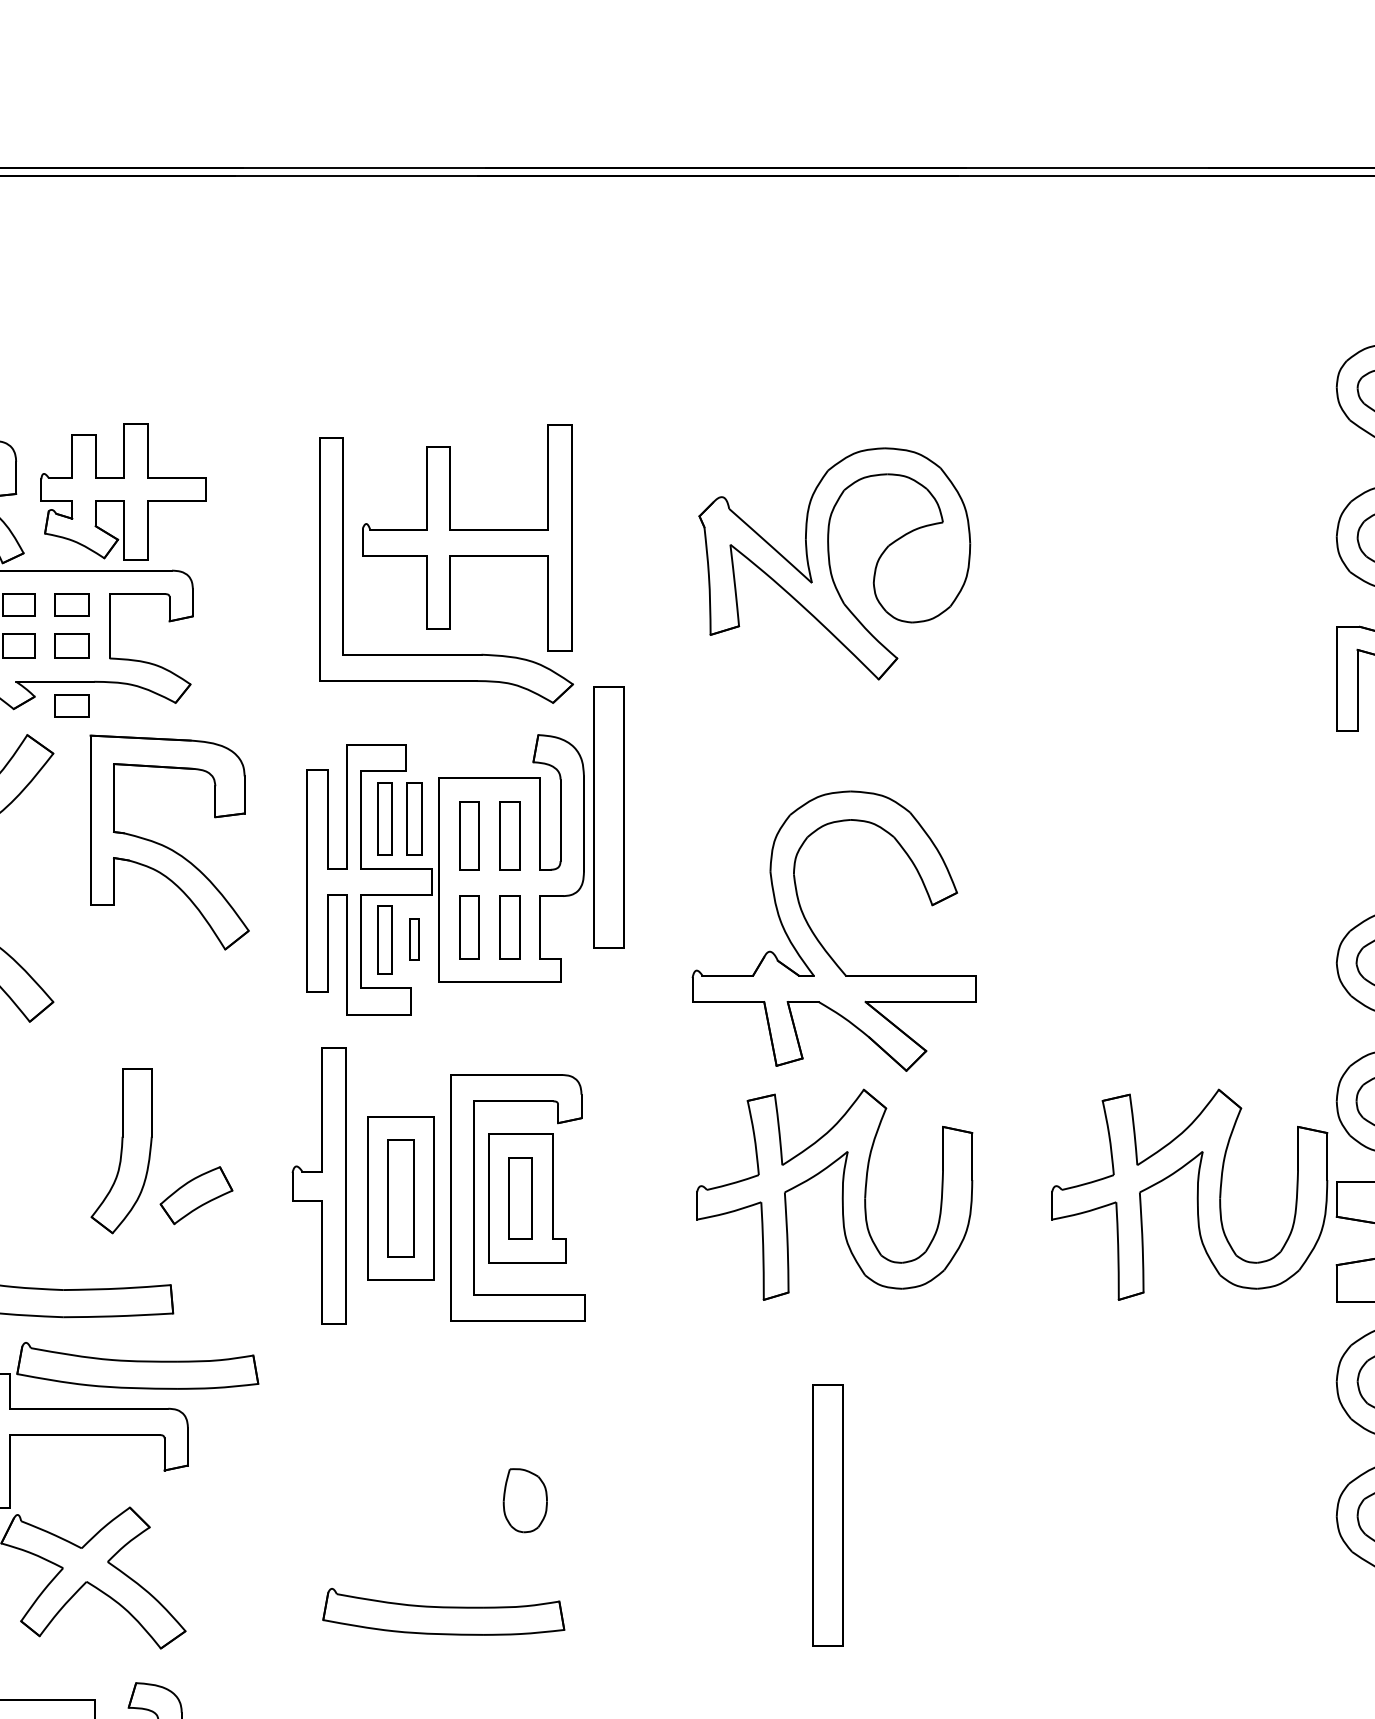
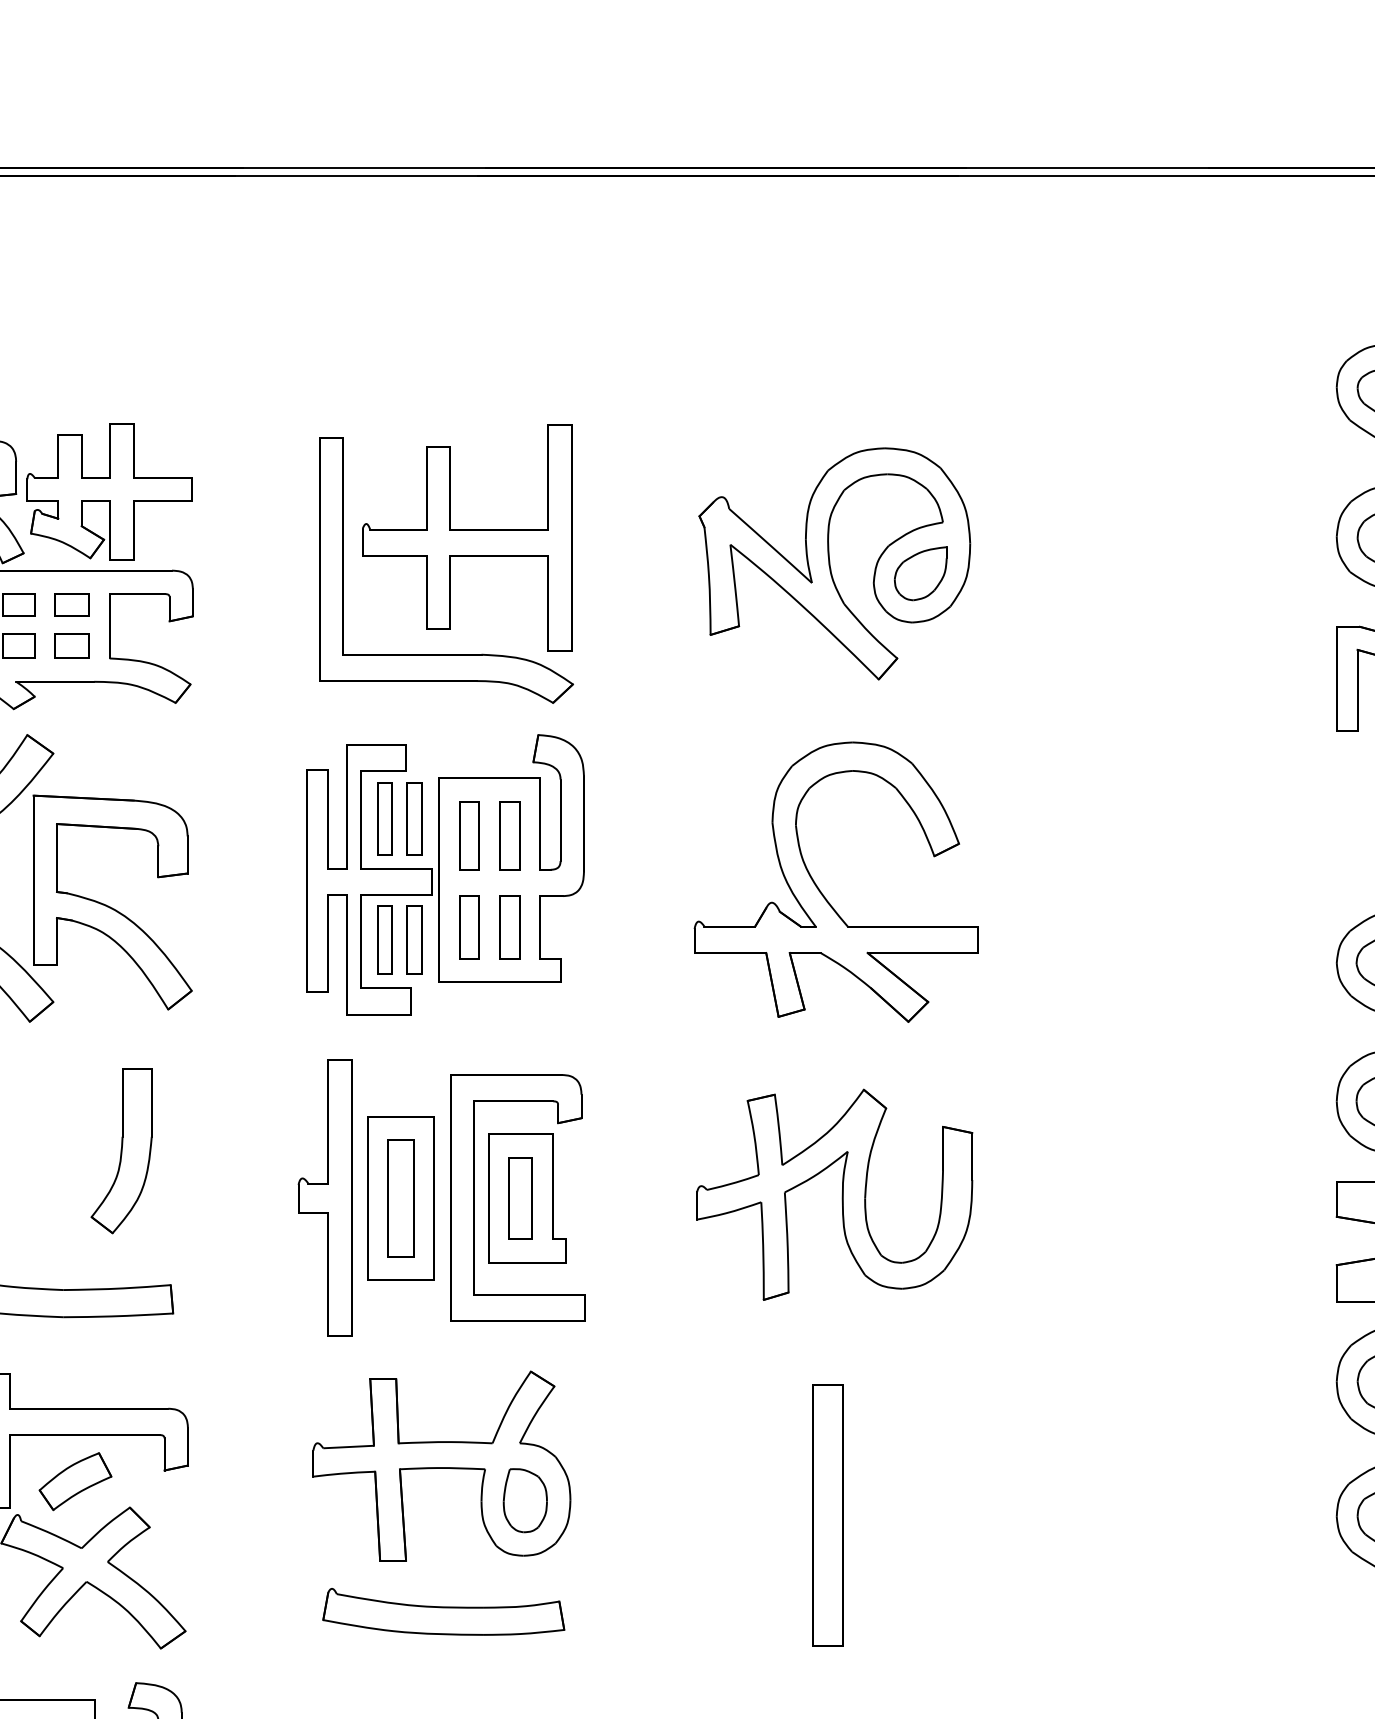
part position: (123, 491) -> (109, 491) (109, 491)
part: none -> present (920, 573)
part: present -> none (71, 705)
part: present -> none (608, 817)
part position: (169, 842) -> (112, 902) (112, 902)
part size: 11x43 px -> 17x70 px (414, 939)
part position: (819, 940) -> (821, 891) (821, 891)
part position: (318, 1185) -> (324, 1197) (324, 1197)
part: present -> none (1196, 1194)
part position: (196, 1195) -> (75, 1481) (75, 1481)
part: present -> none (137, 1365)
part: none -> present (441, 1465)
